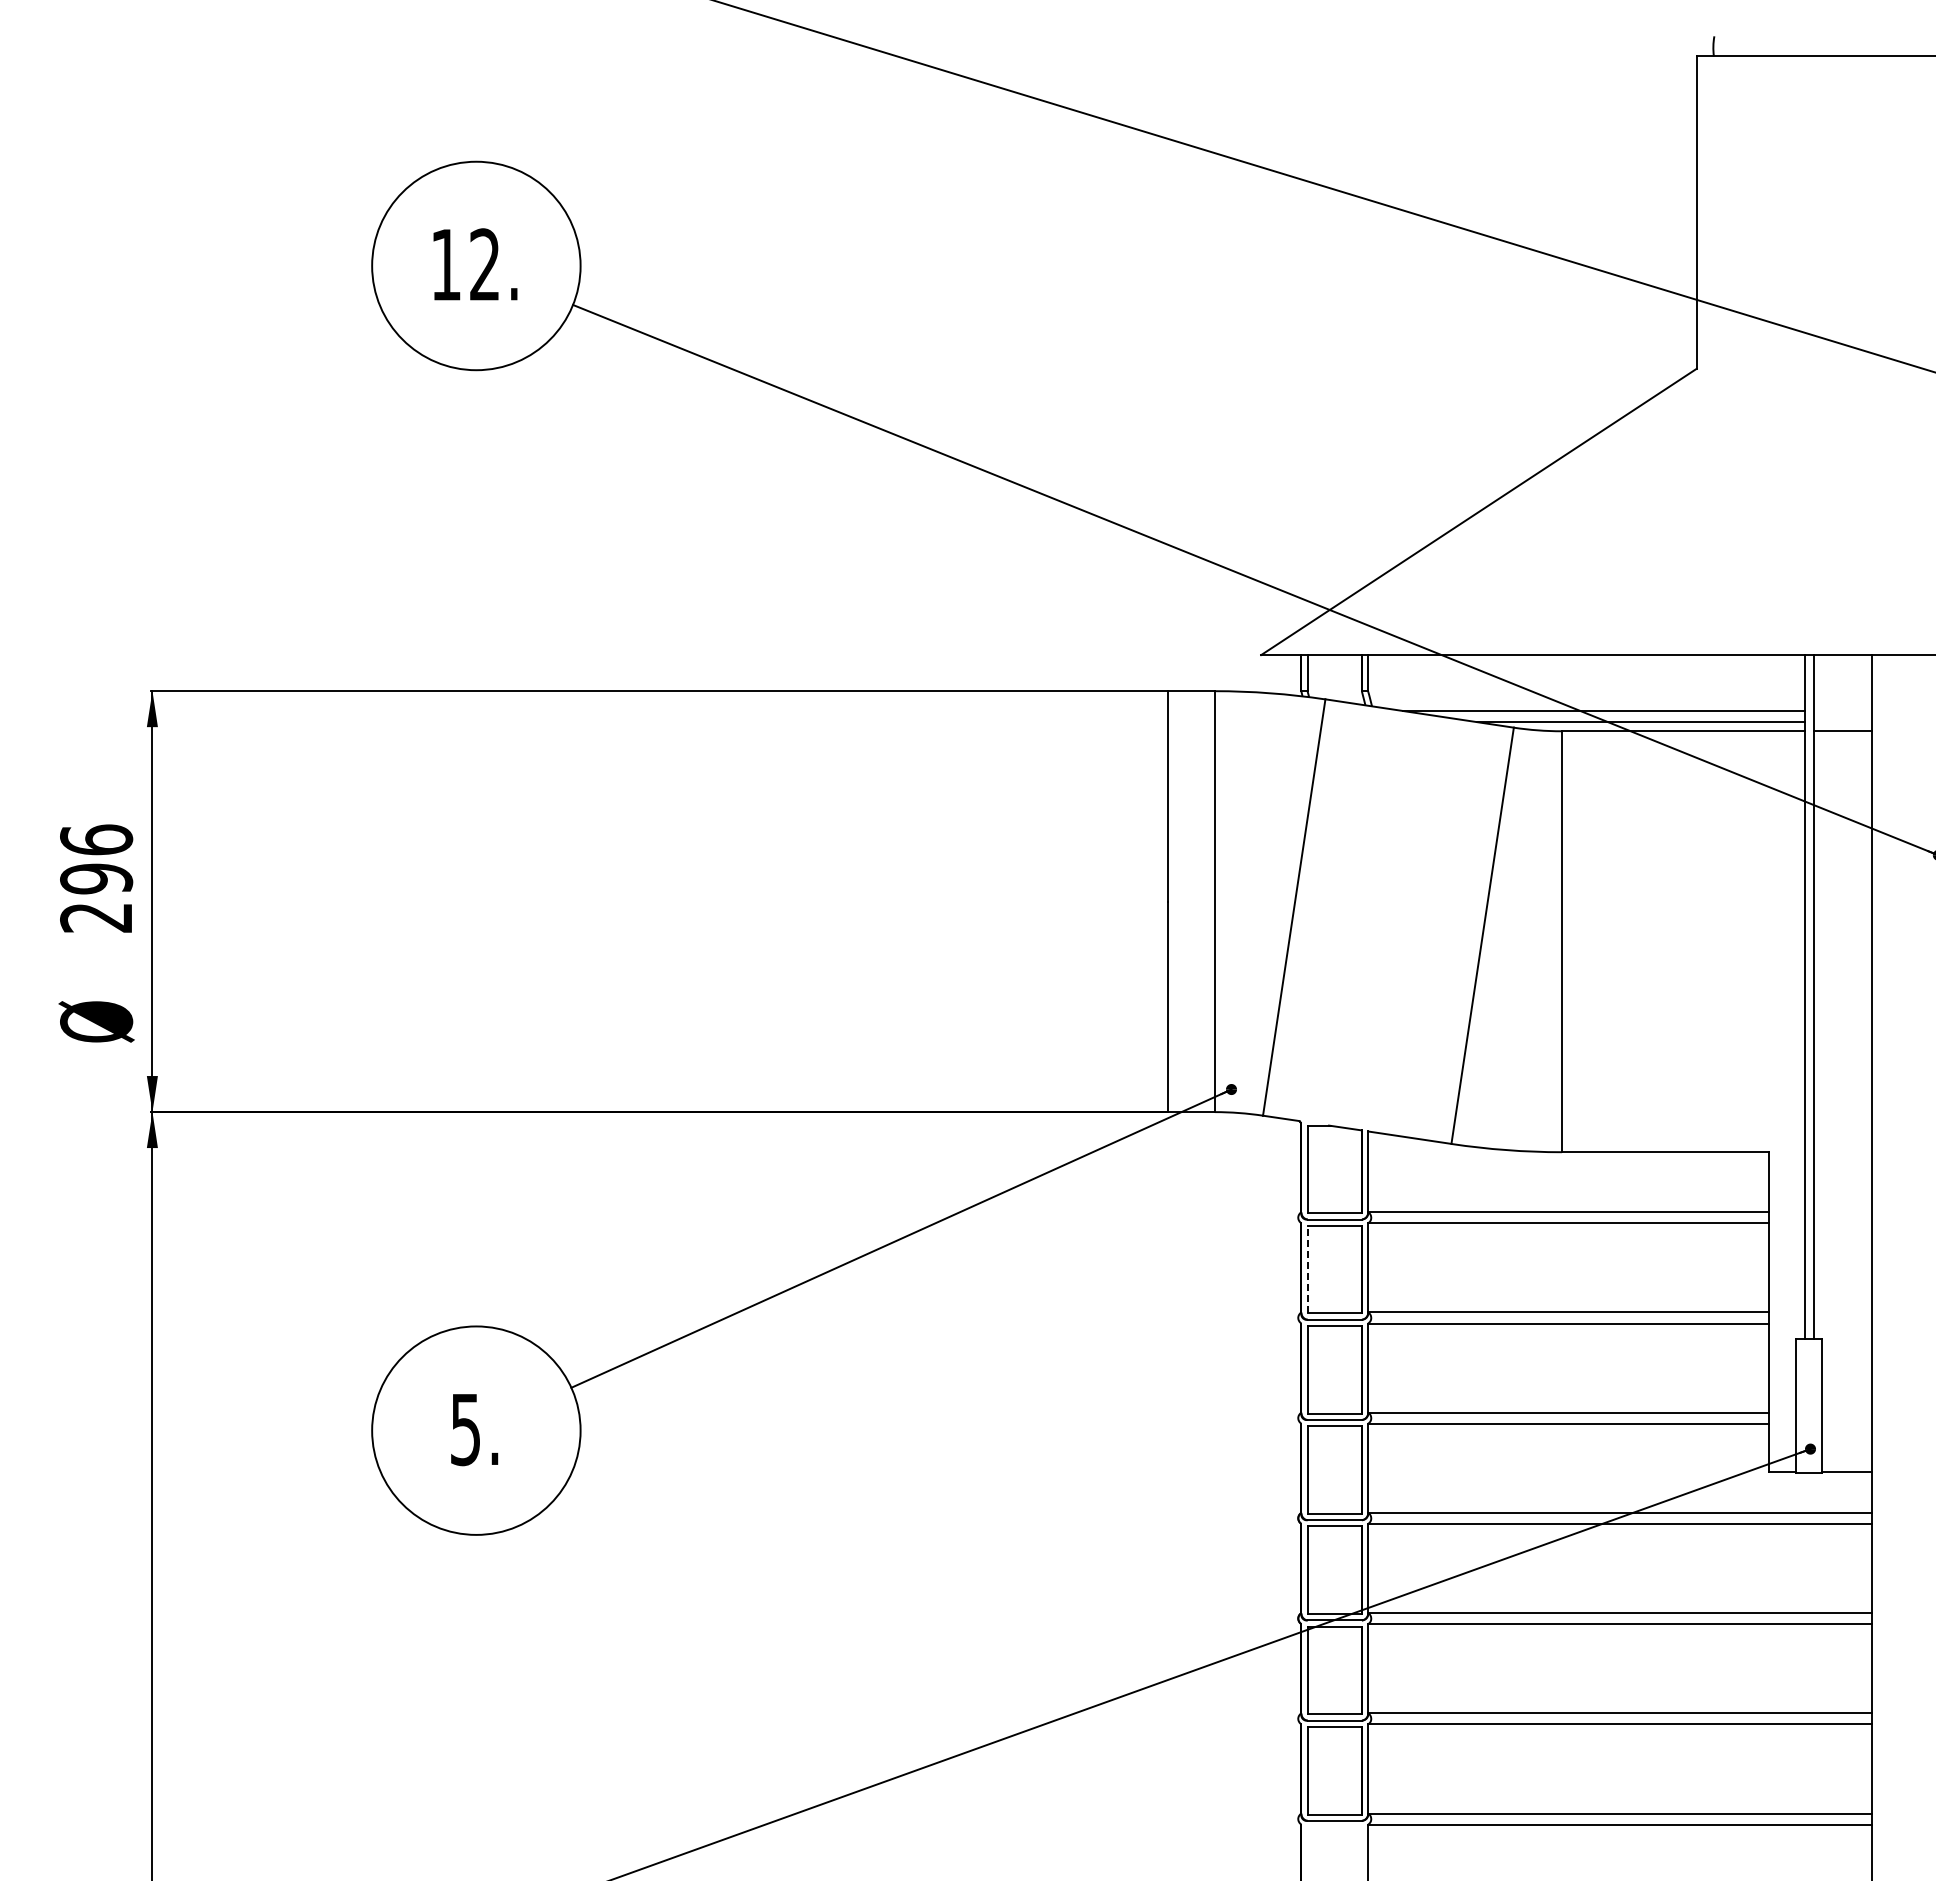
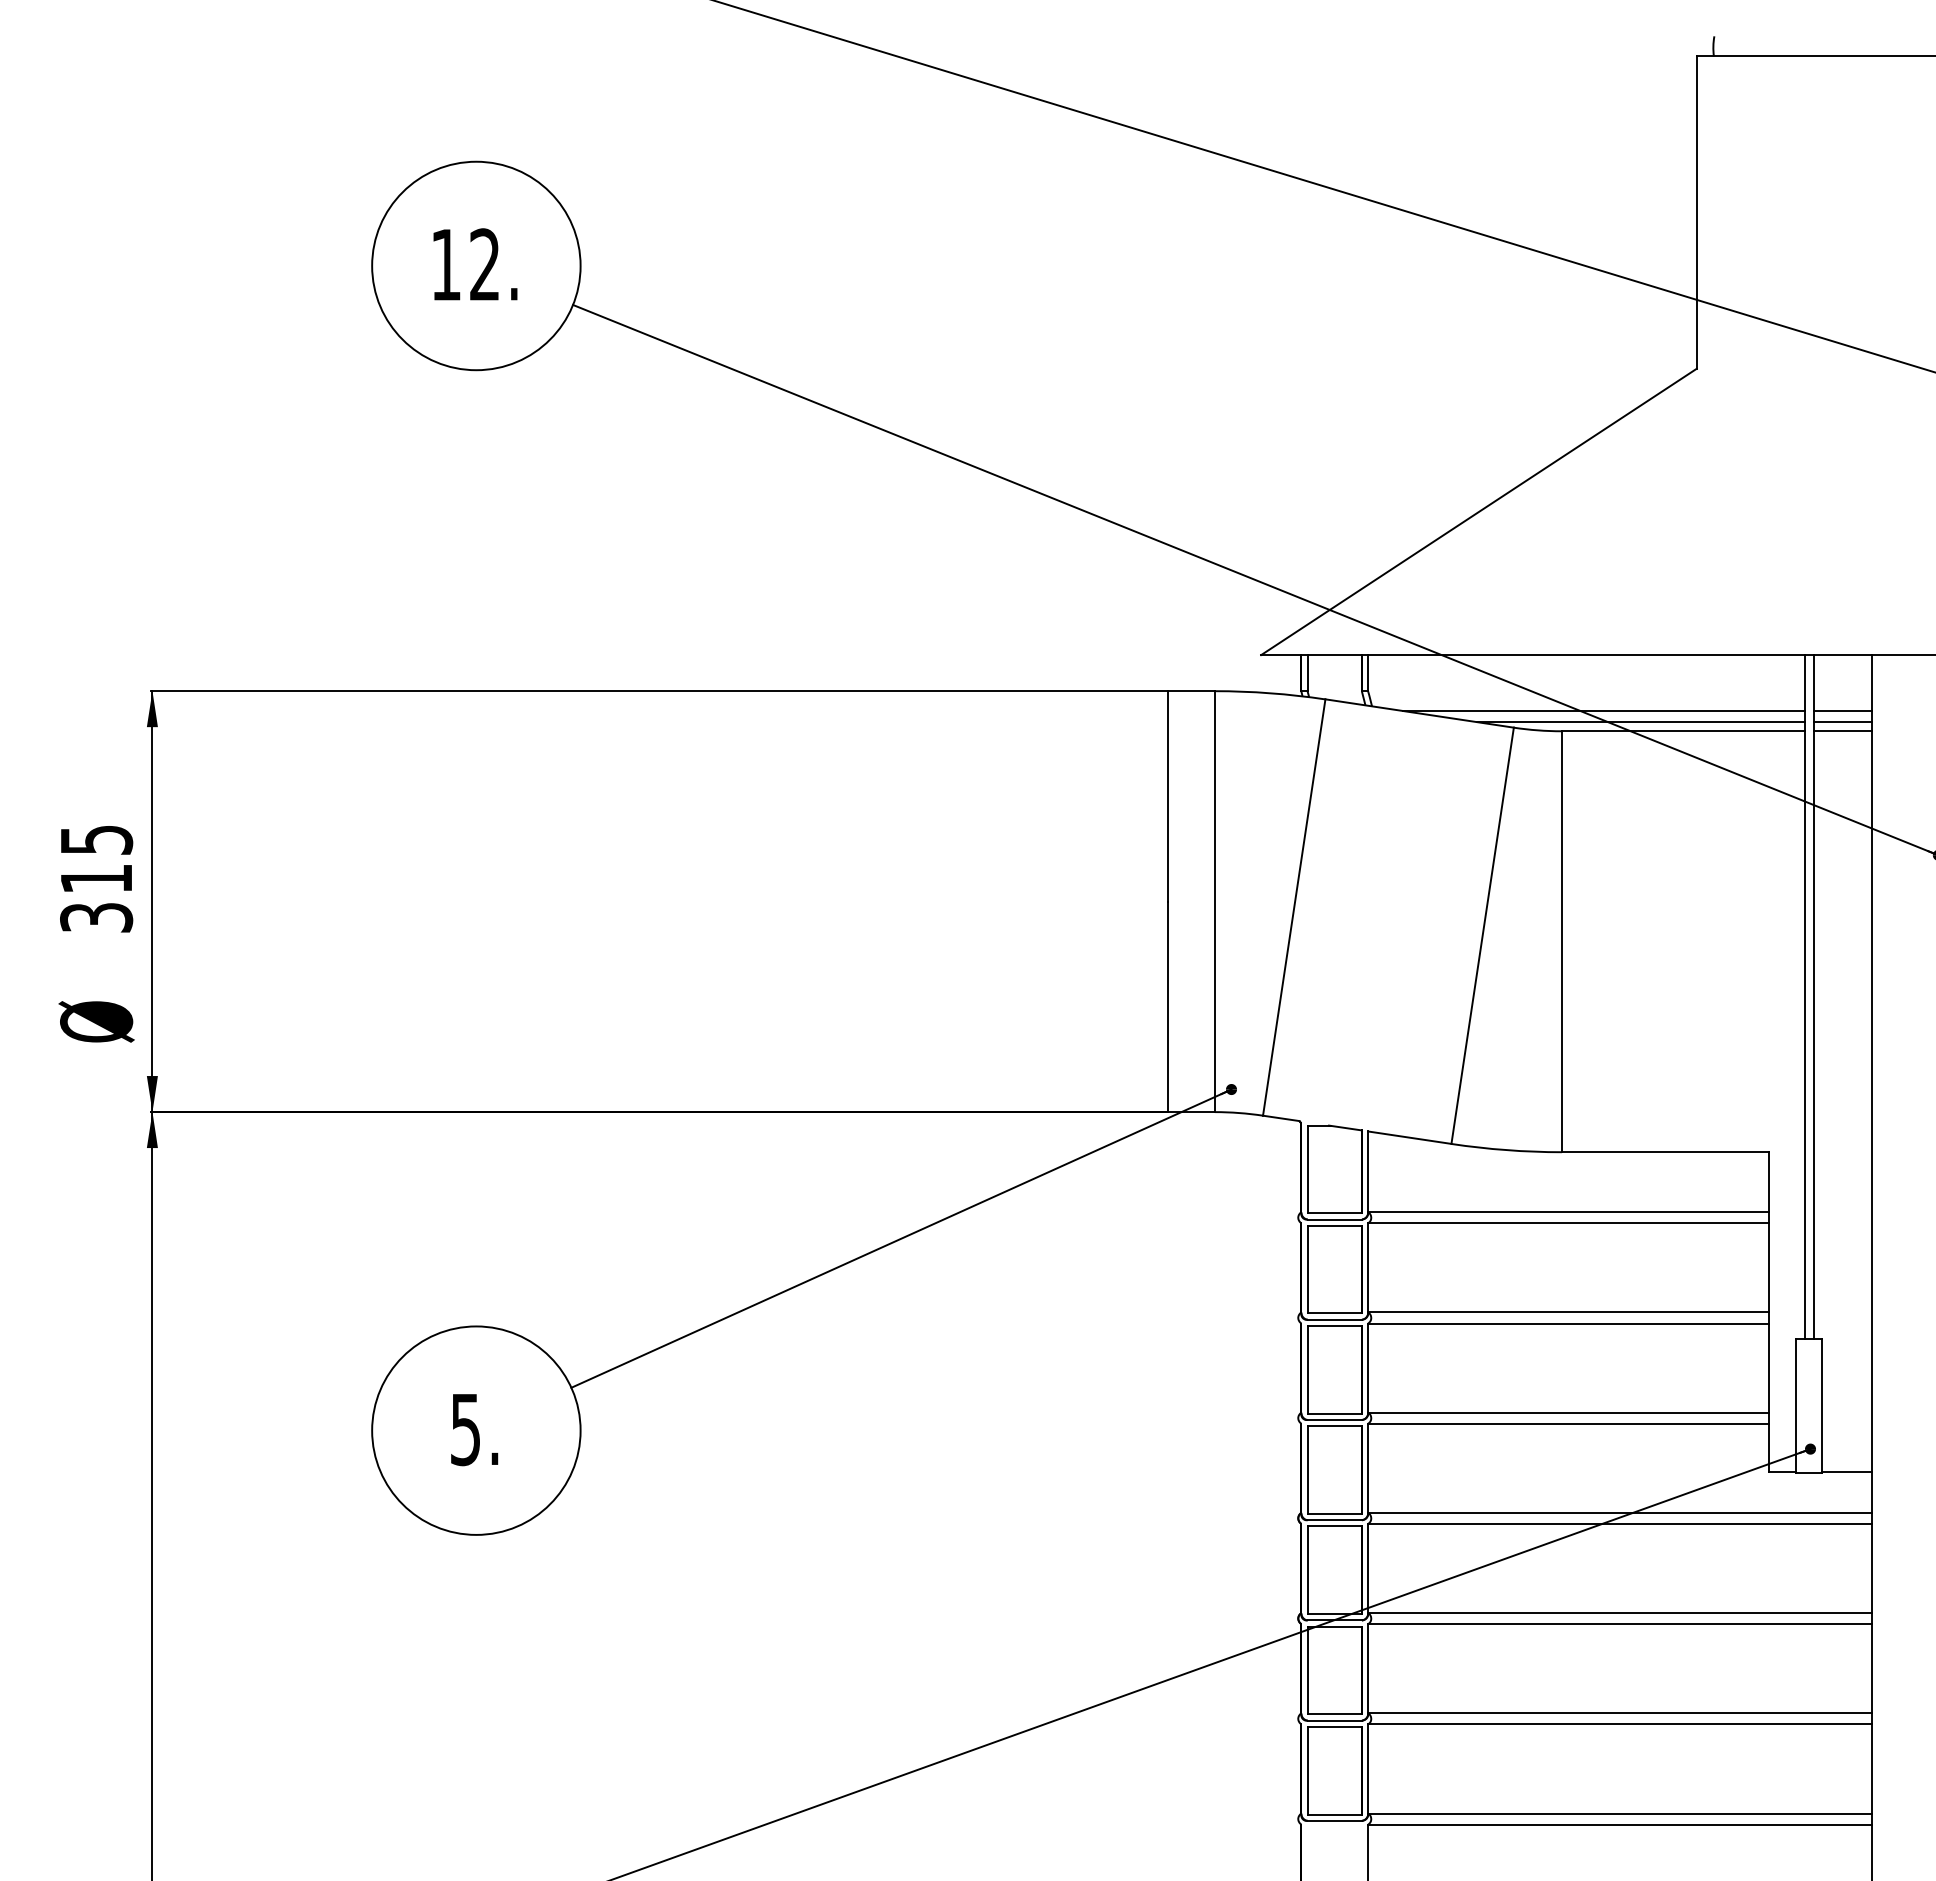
line: none -> present (1842, 711)
line: none -> present (1842, 722)
text: 296 -> 315 (96, 878)
line: dashed -> solid (1307, 1269)
